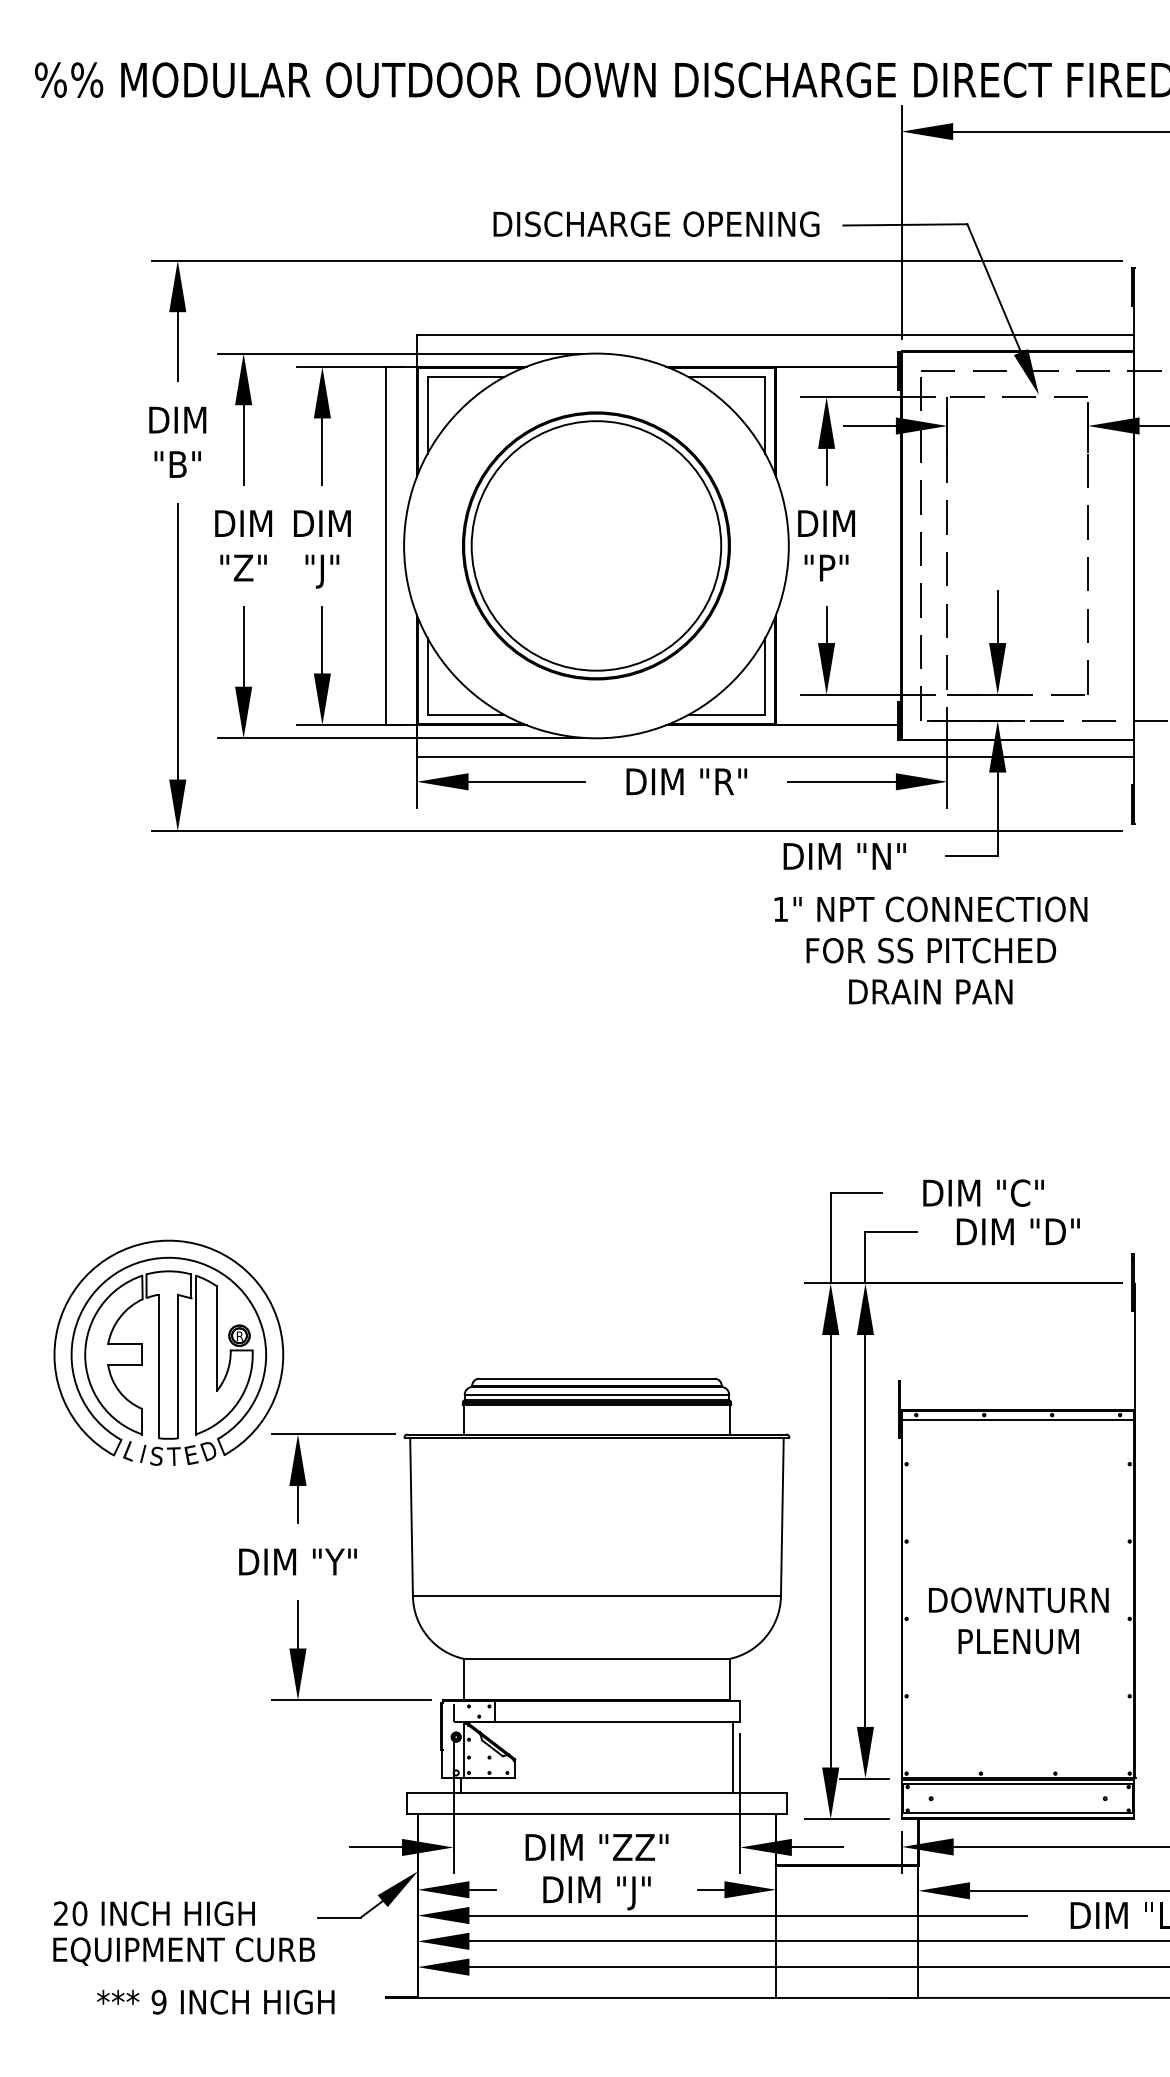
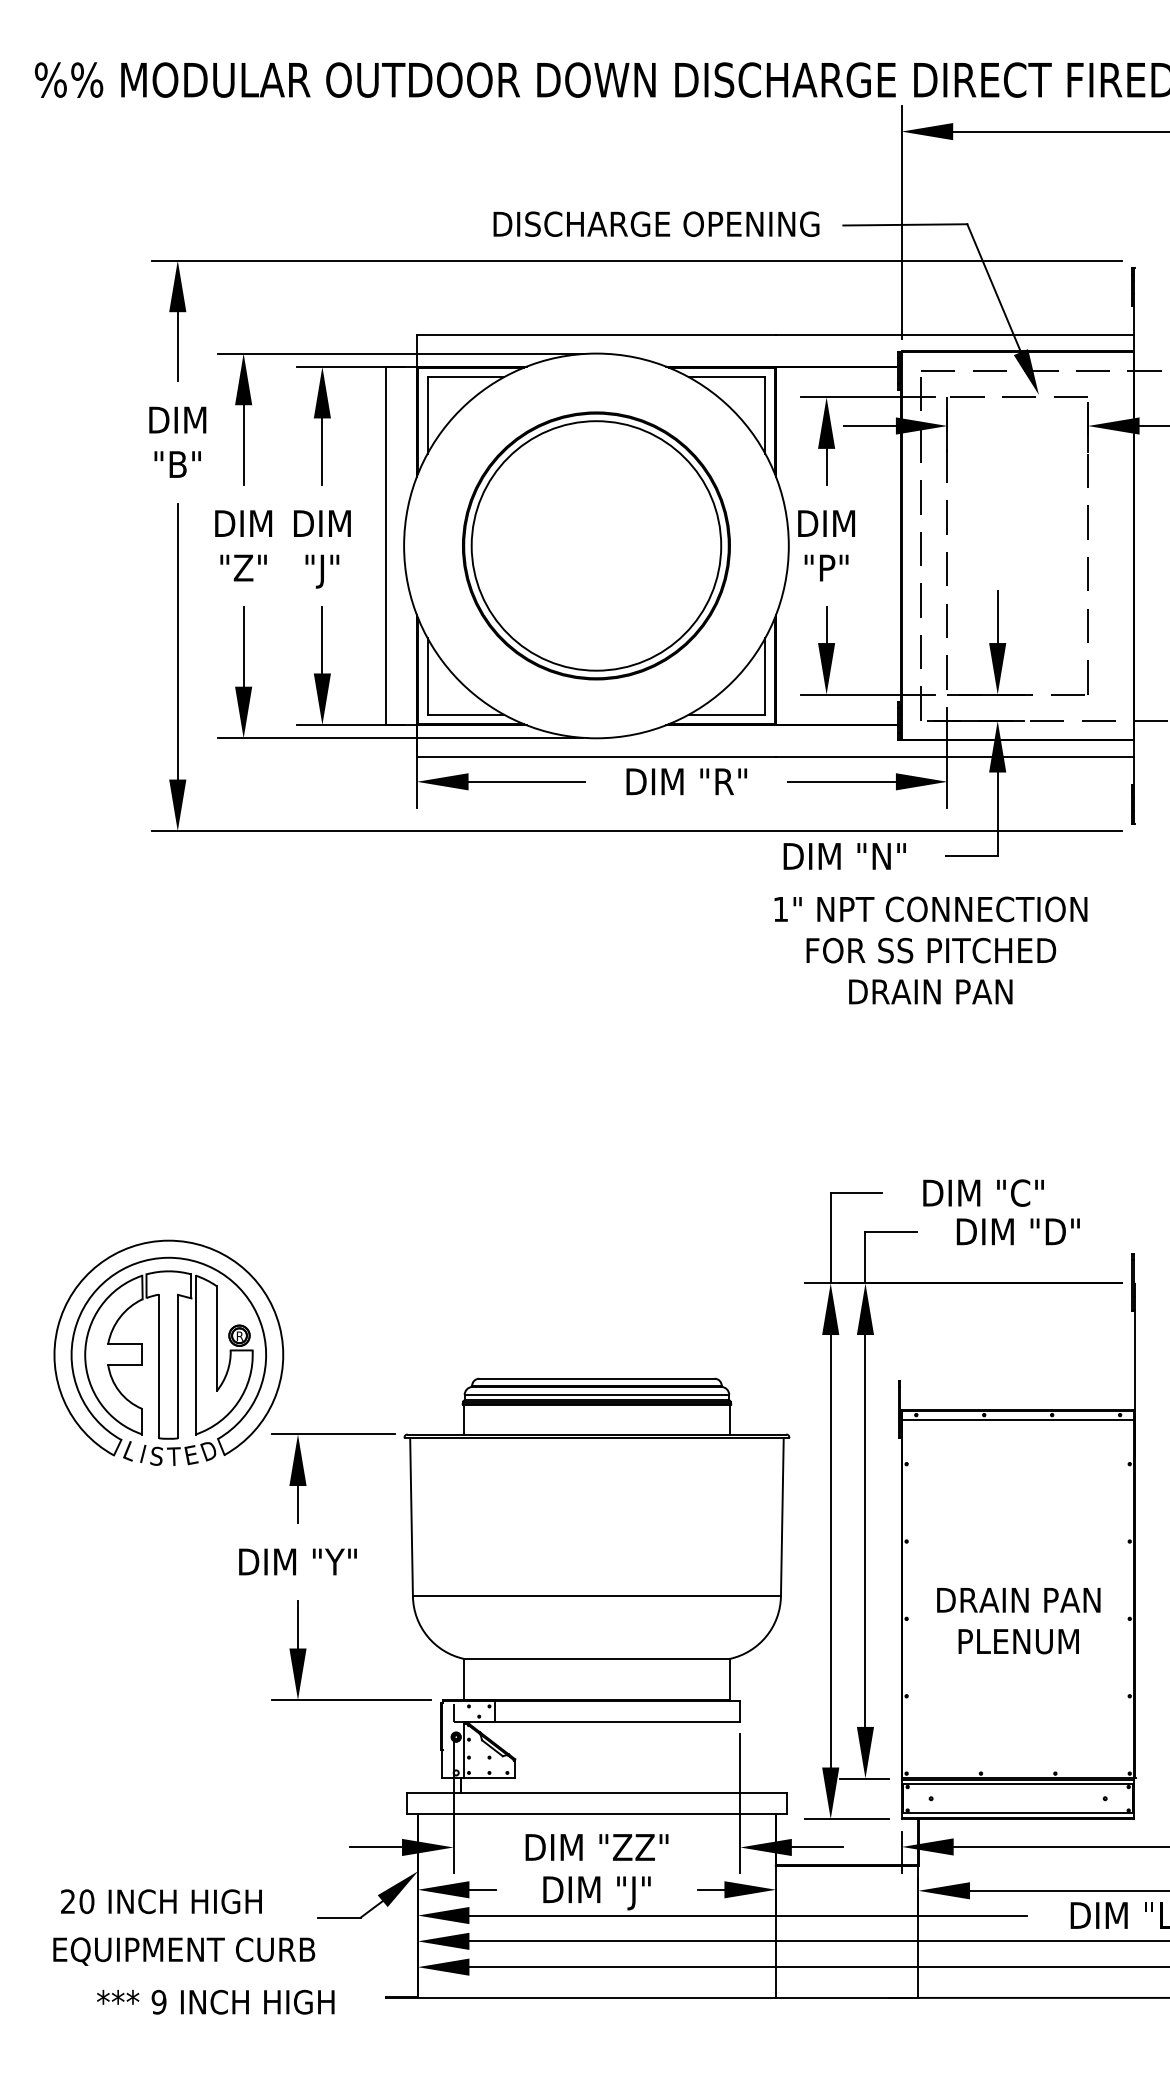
text: DOWNTURN -> DRAIN PAN (1018, 1600)
line: present -> none (732, 1757)
text position: (154, 1913) -> (161, 1901) (161, 1901)
